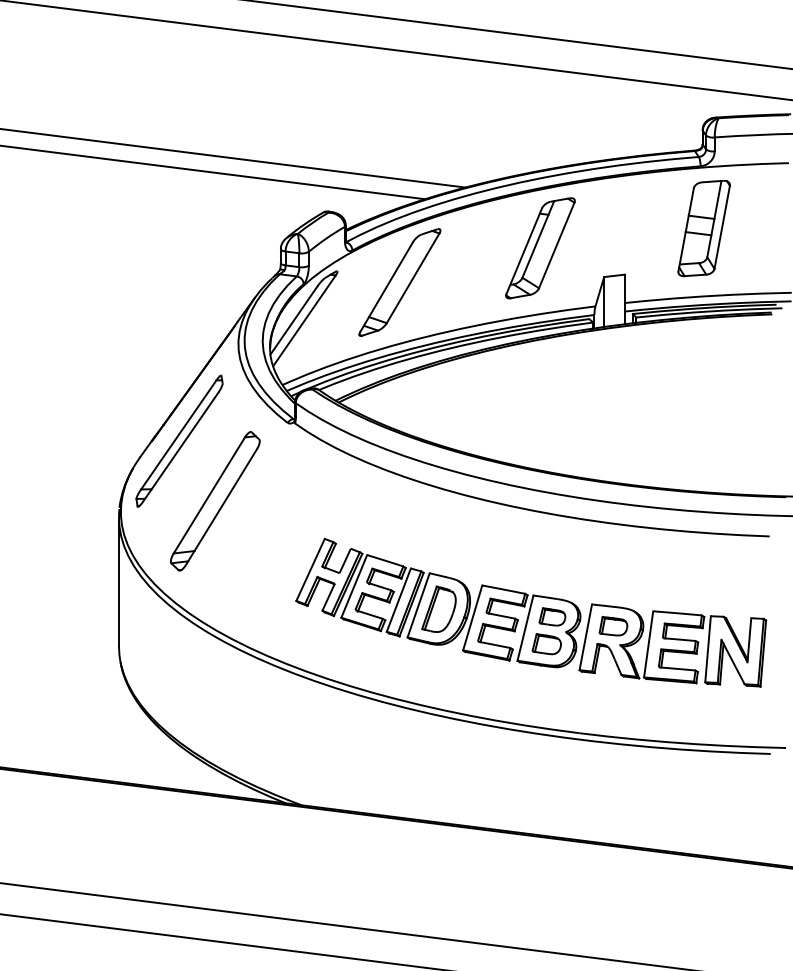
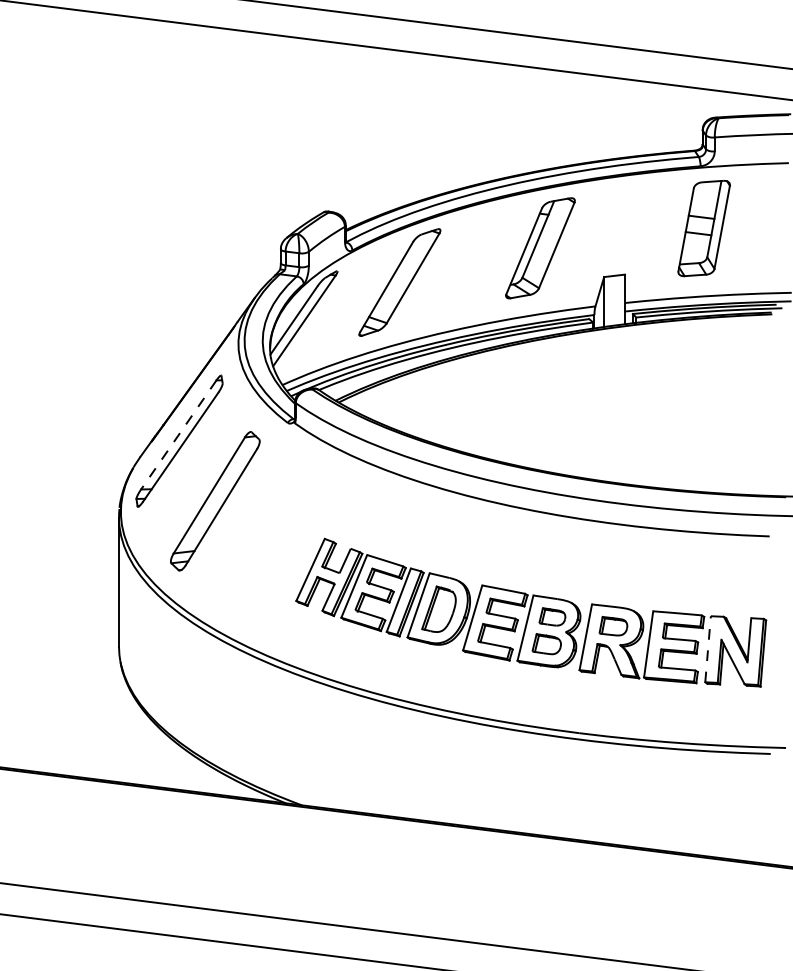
line: present -> none (233, 158)
line: present -> none (213, 172)
line: solid -> dashed (178, 435)
line: solid -> dashed (708, 648)
